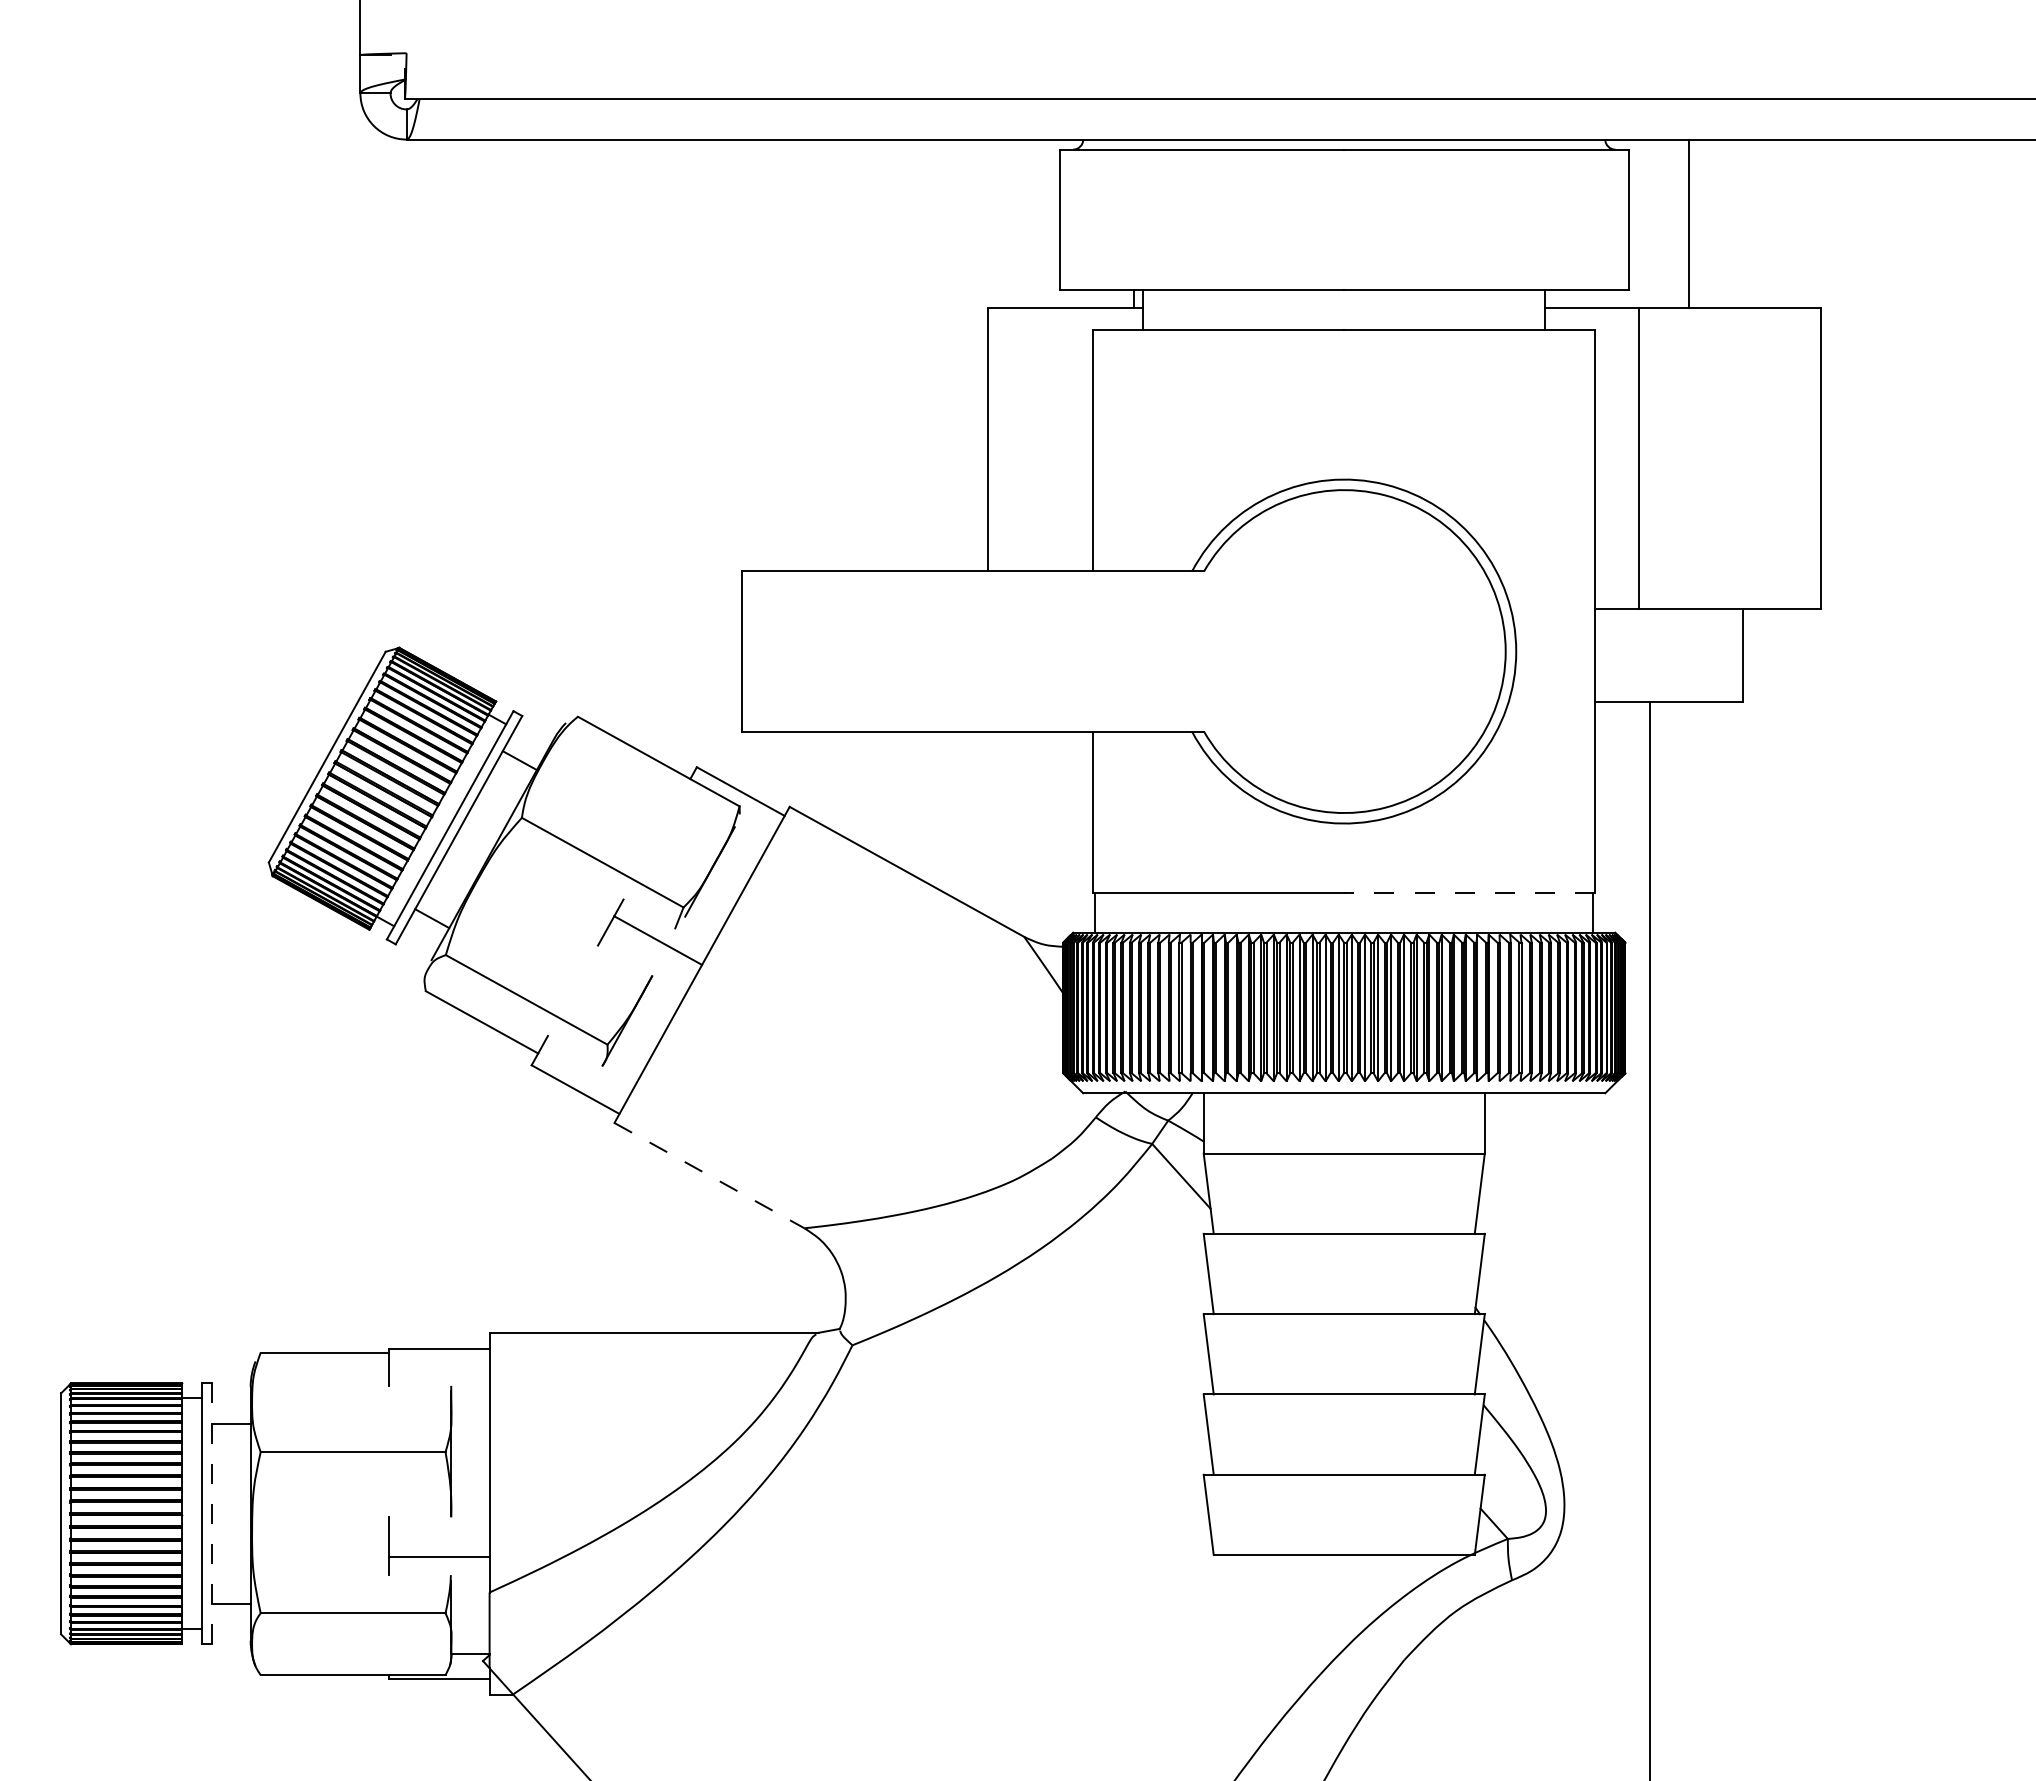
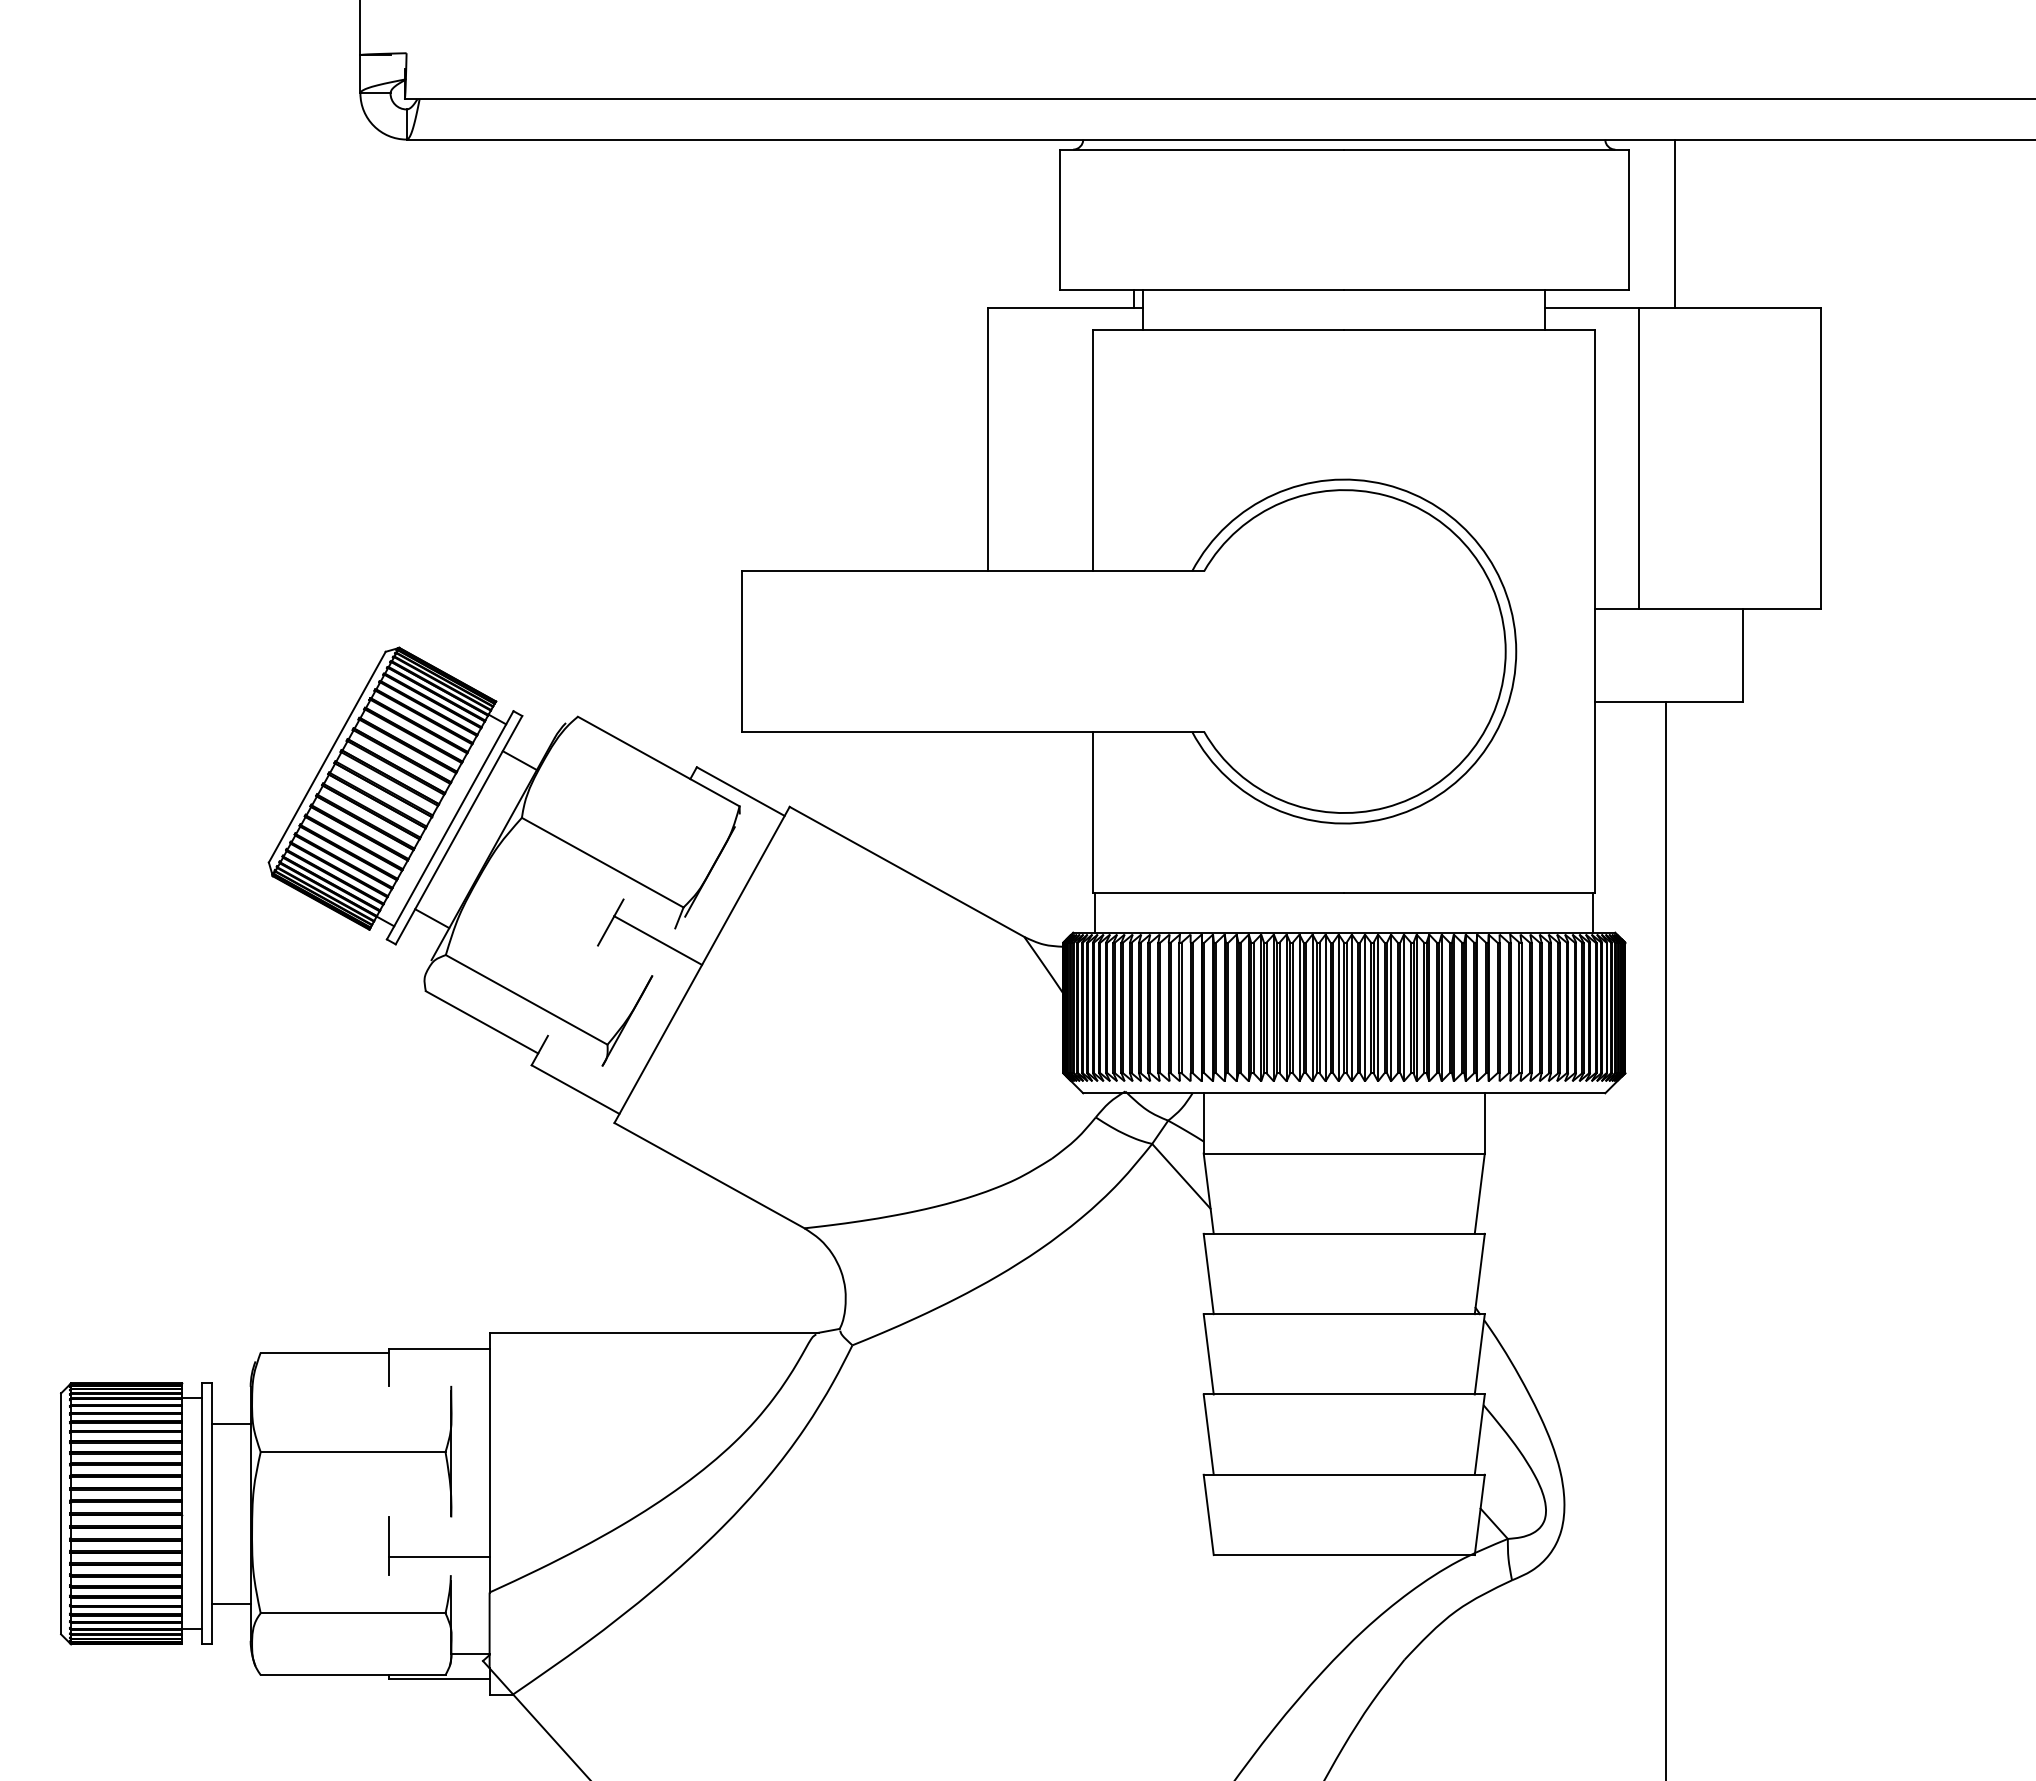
line position: (1688, 223) -> (1674, 223) (1674, 223)
line: dashed -> solid (1469, 892)
line: dashed -> solid (709, 1175)
line position: (1649, 1239) -> (1665, 1239) (1665, 1239)
line: dashed -> solid (211, 1513)
